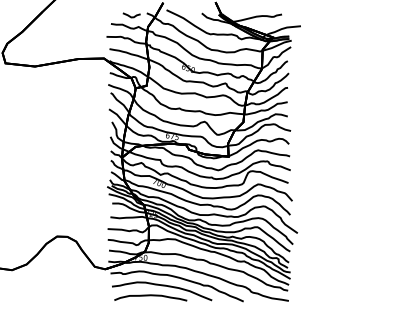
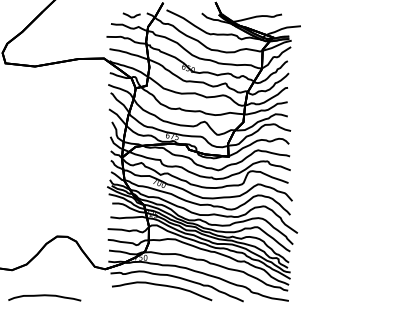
curve position: (150, 296) -> (44, 296) (44, 296)
